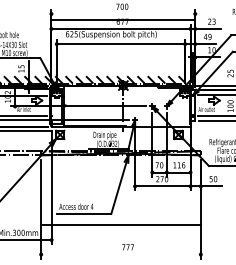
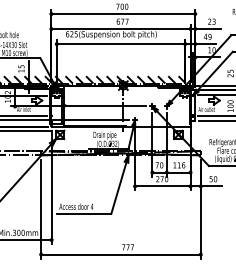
line position: (123, 20) -> (123, 14) (123, 14)
line position: (120, 224) -> (120, 254) (120, 254)
